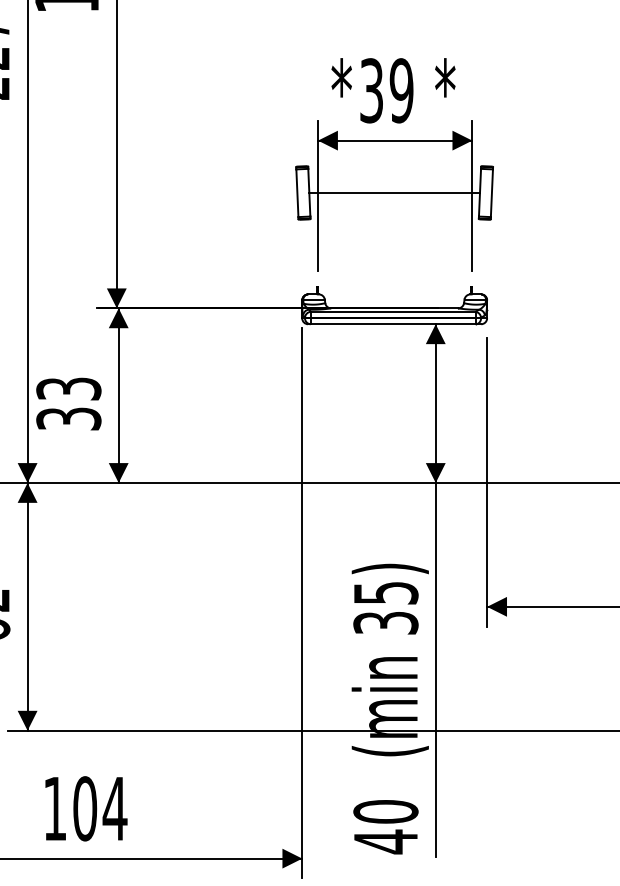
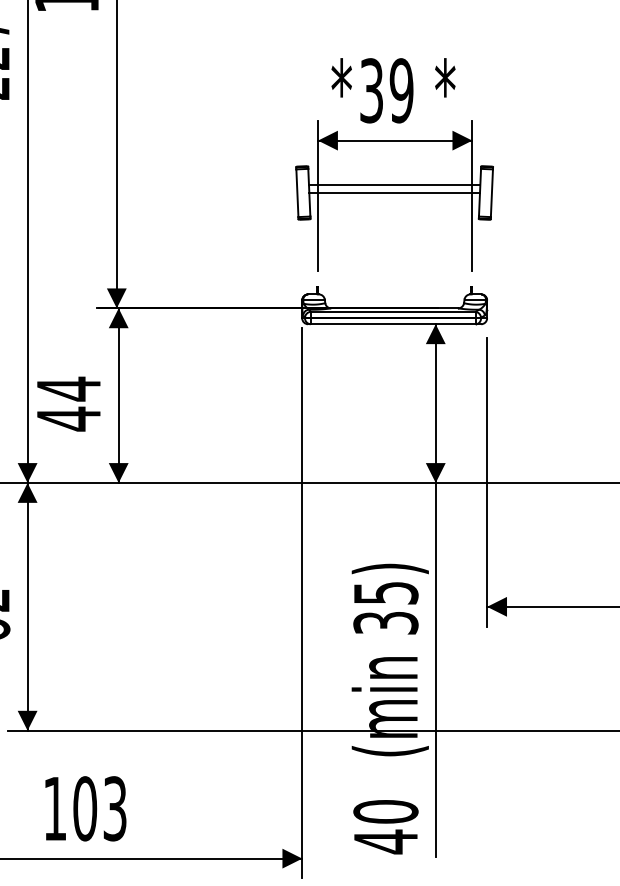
line: none -> present (394, 185)
text: 33 -> 44 (68, 403)
text: 104 -> 103 (114, 808)
